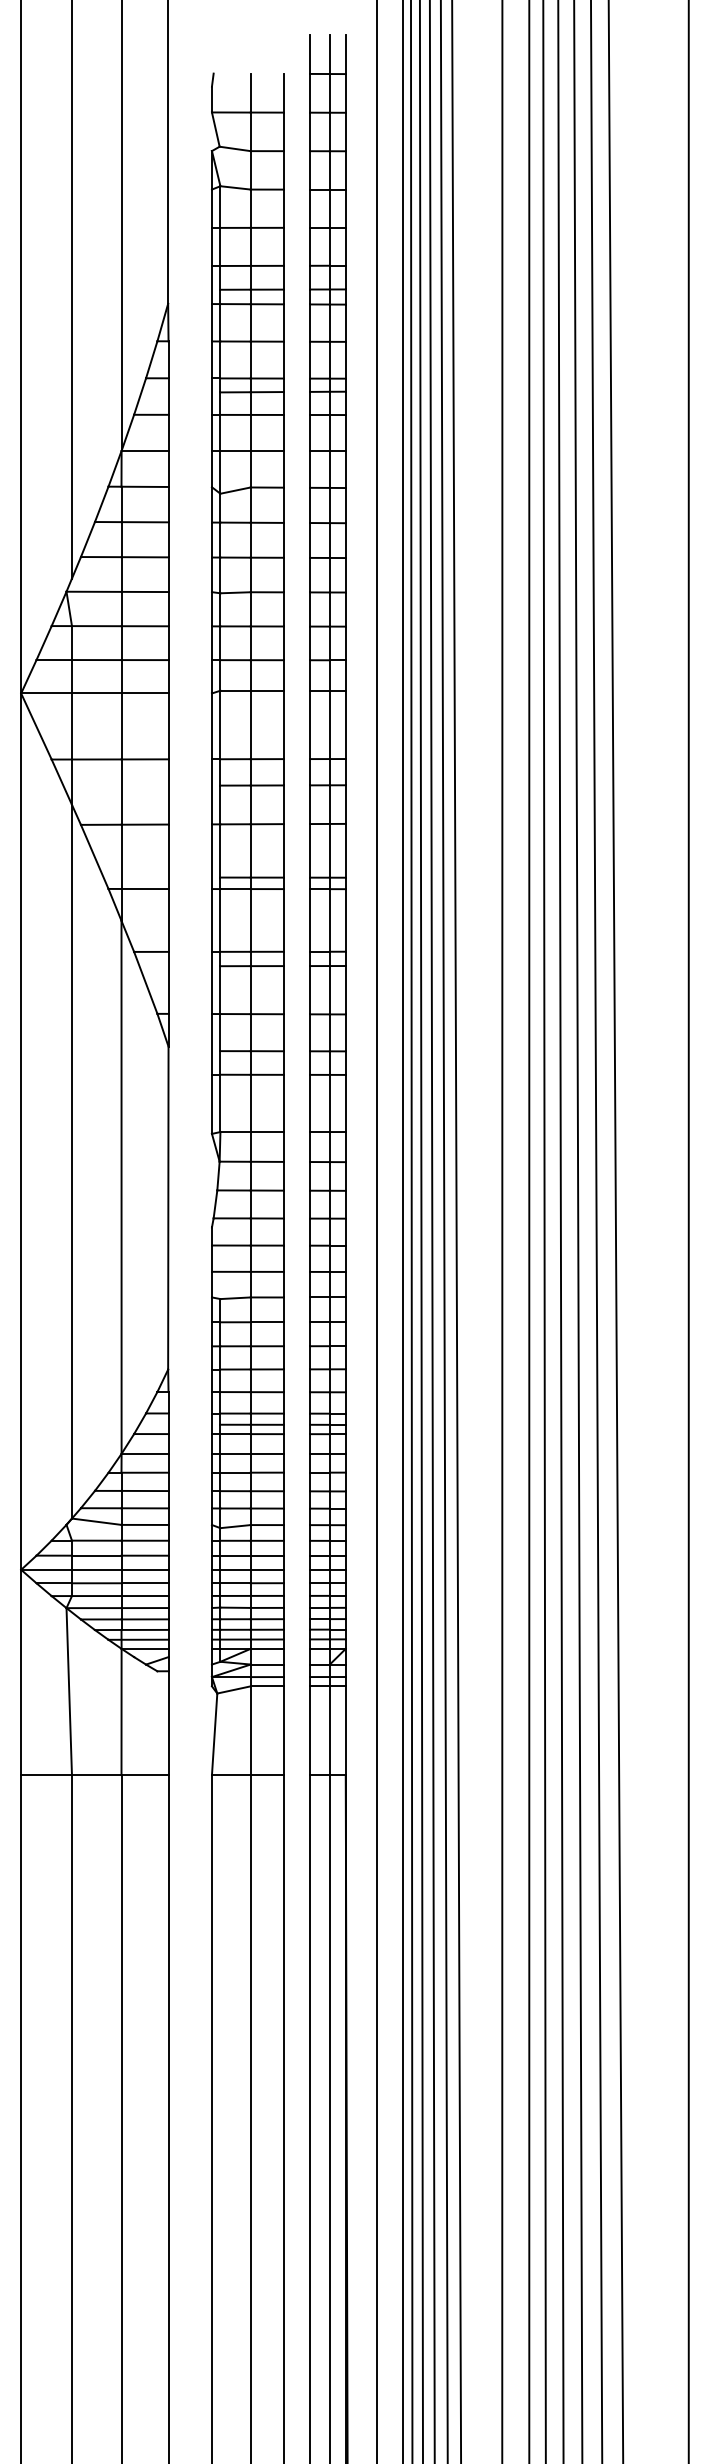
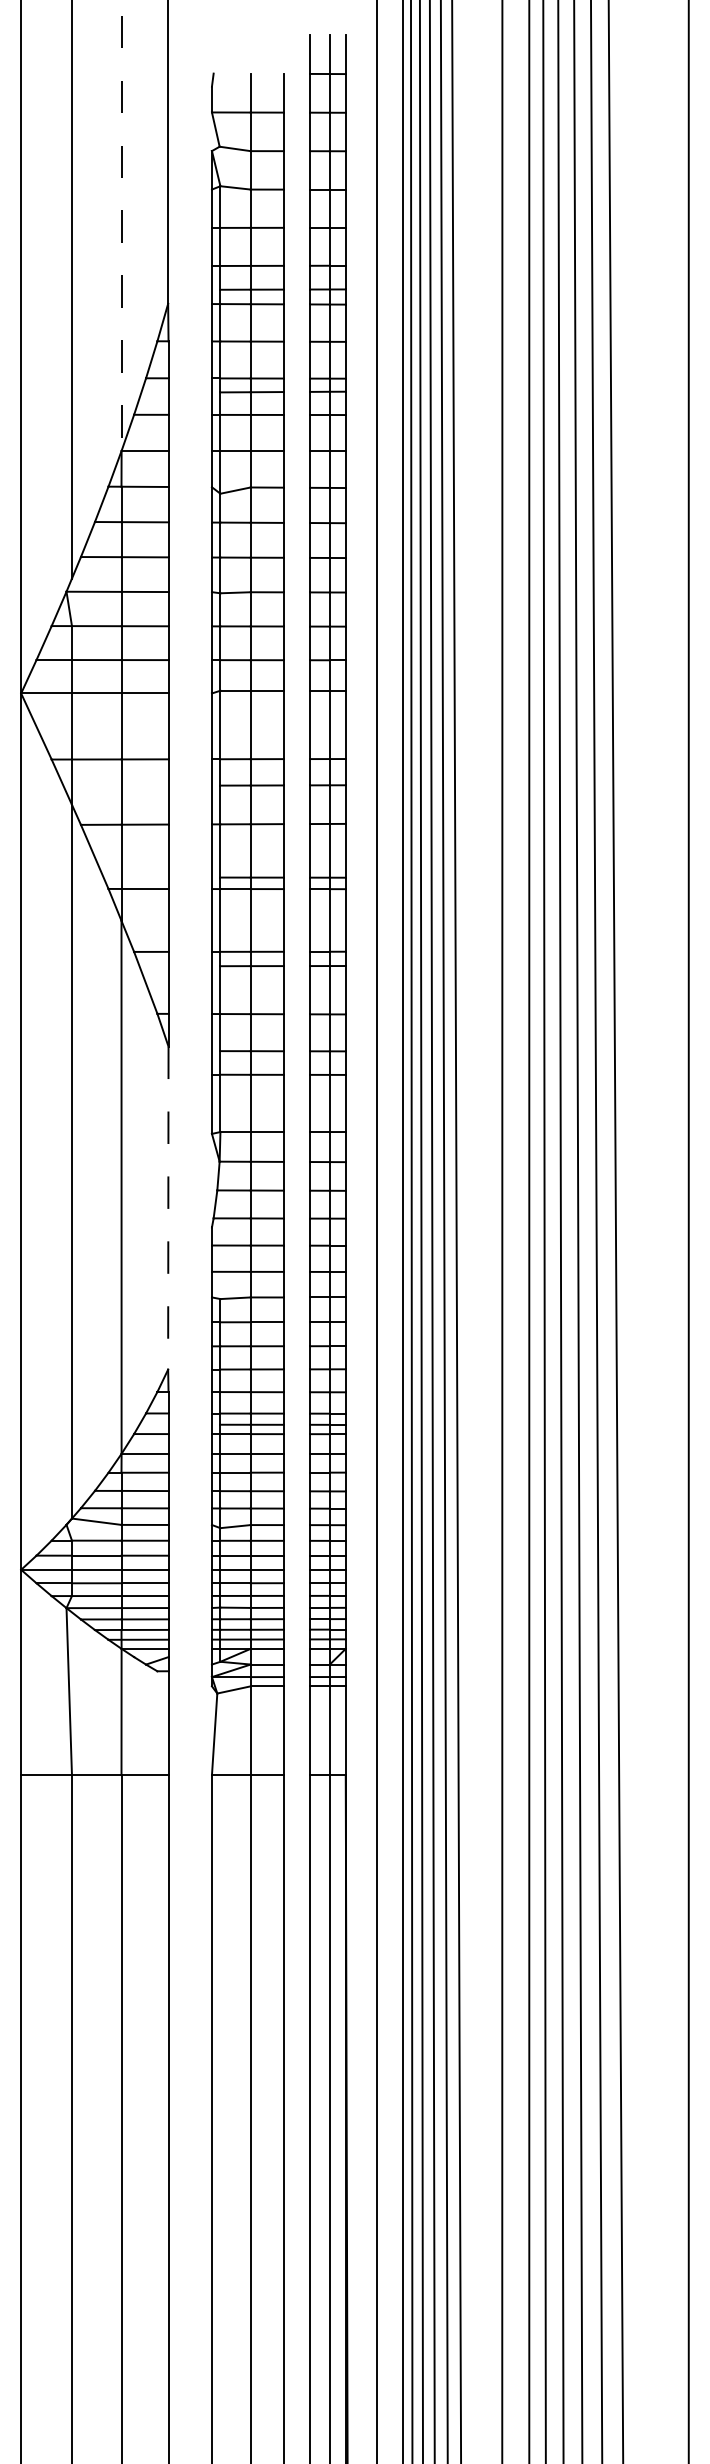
line: solid -> dashed (121, 225)
line: solid -> dashed (168, 1208)
